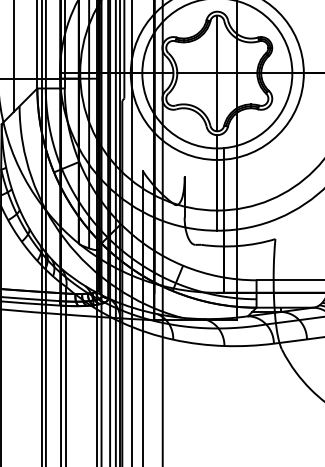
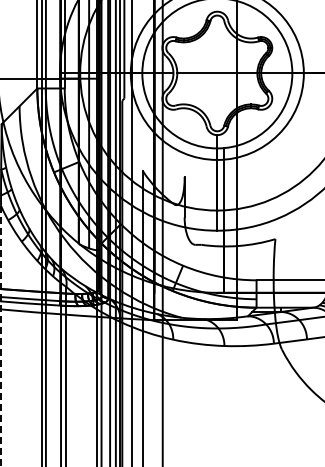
line: present -> none (13, 57)
line: present -> none (217, 73)
line: solid -> dashed (1, 336)
